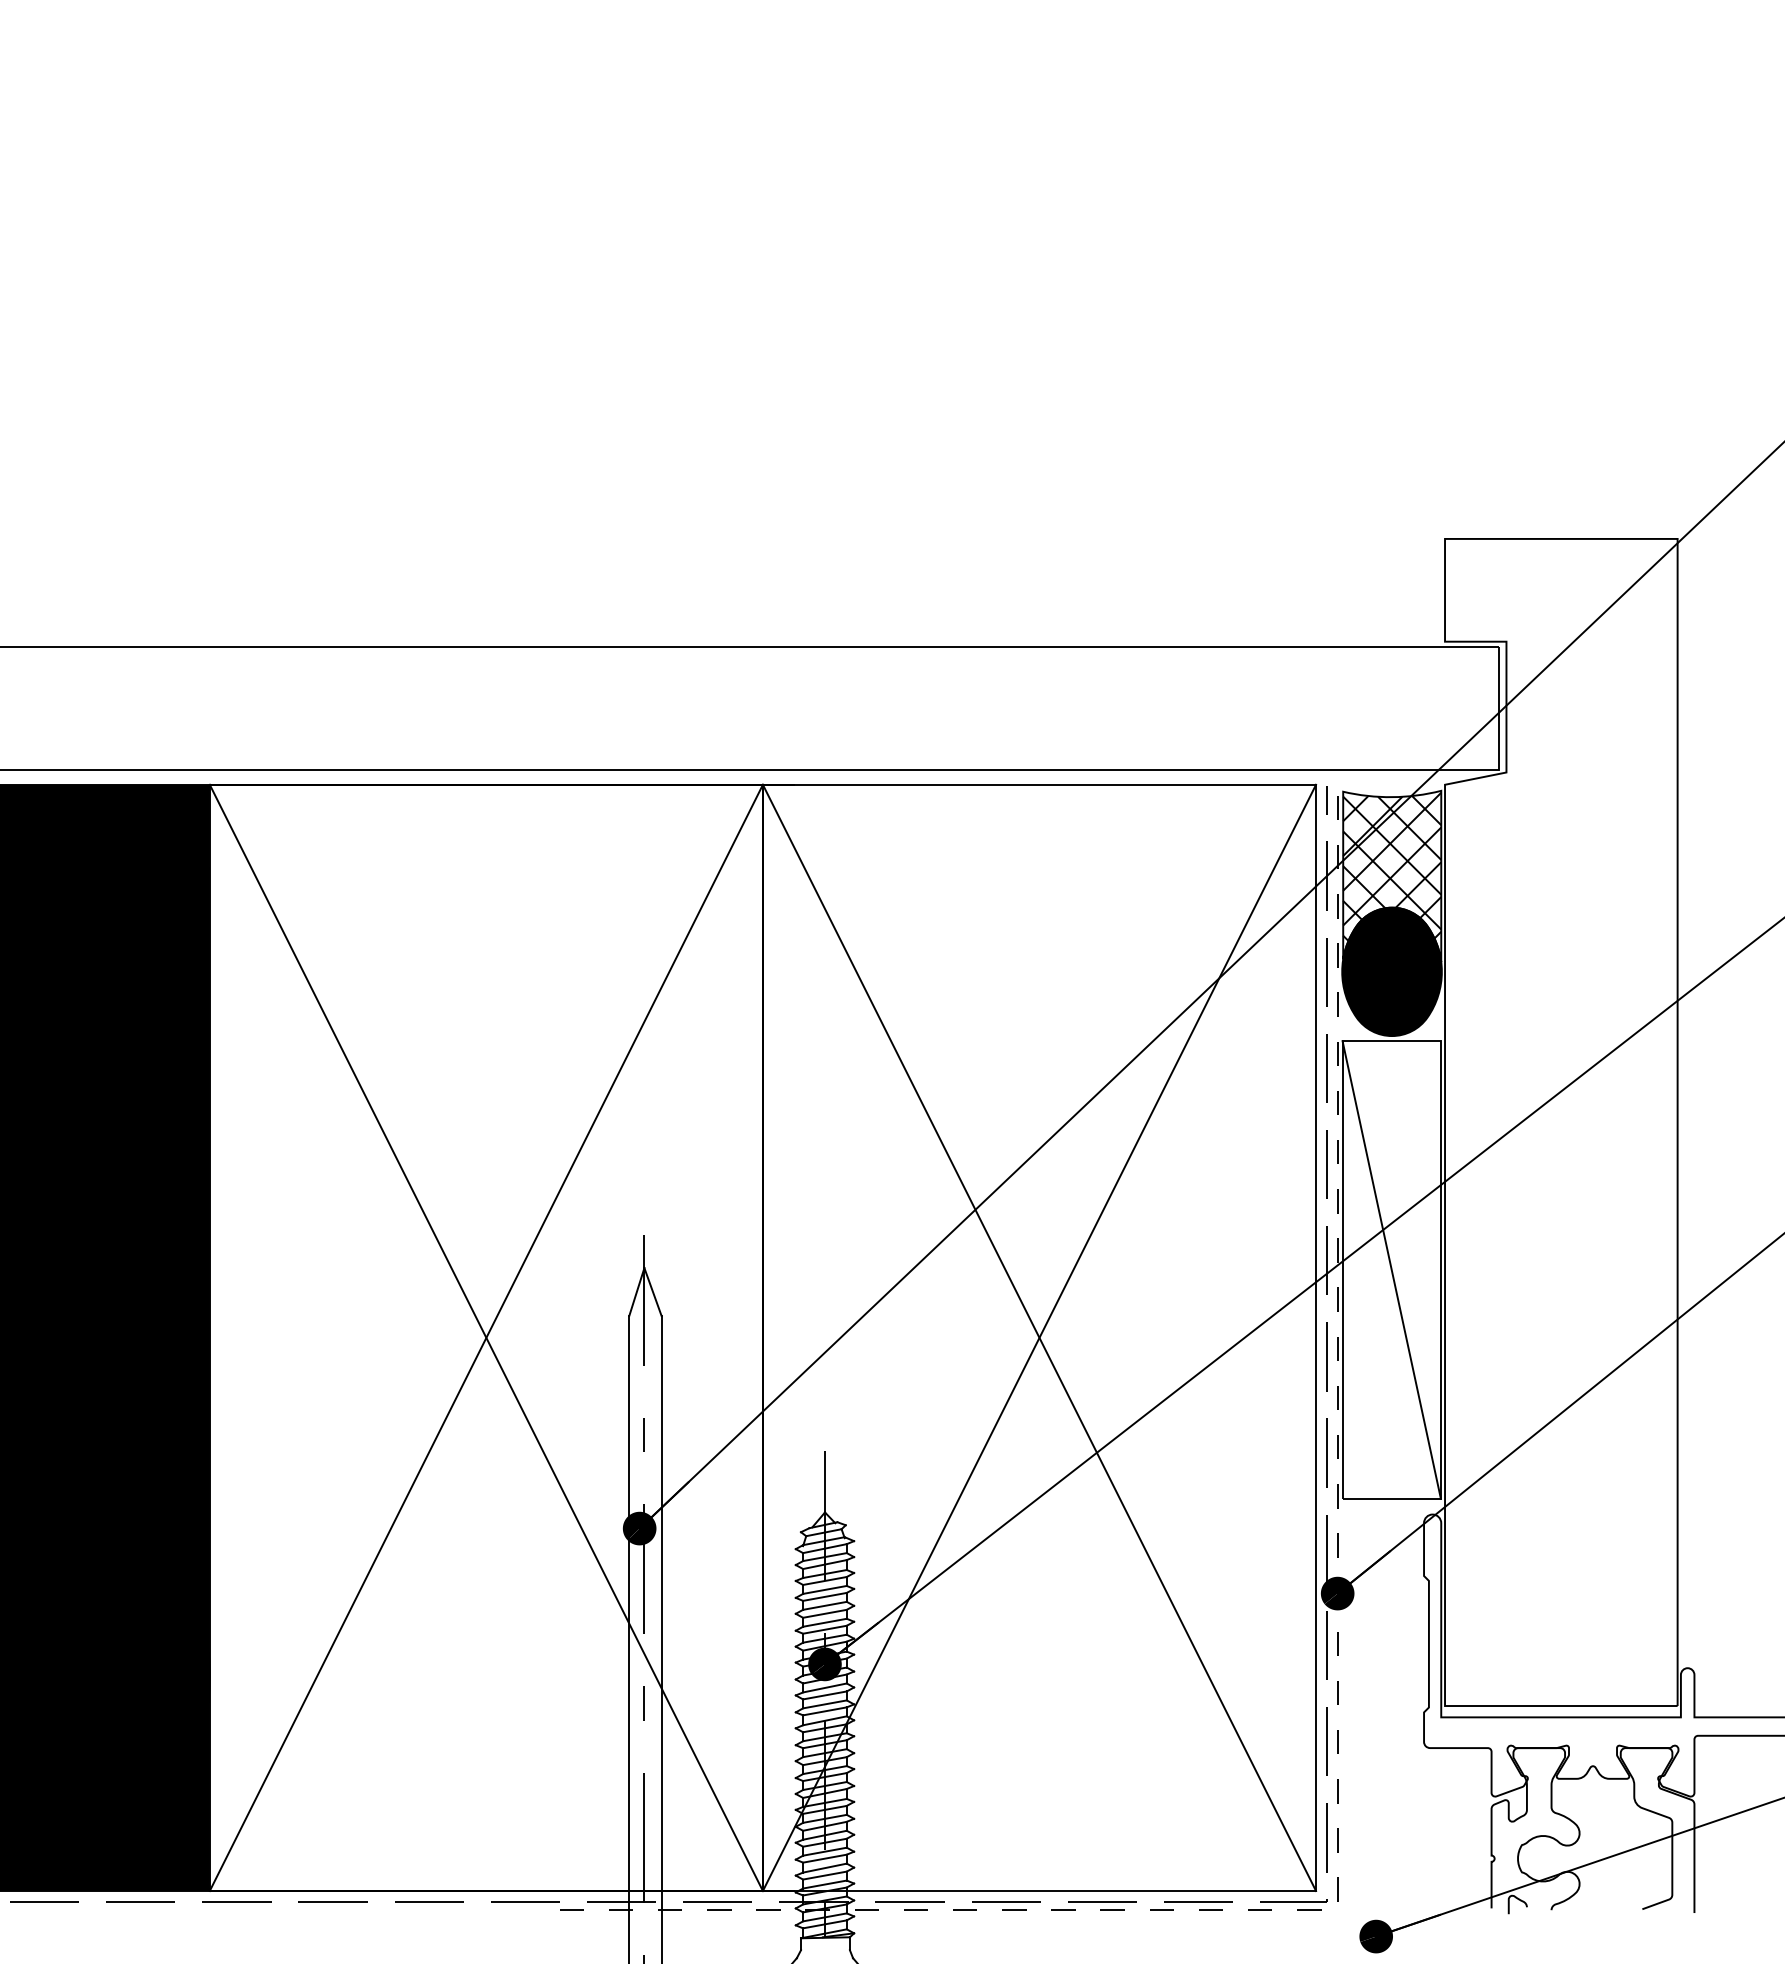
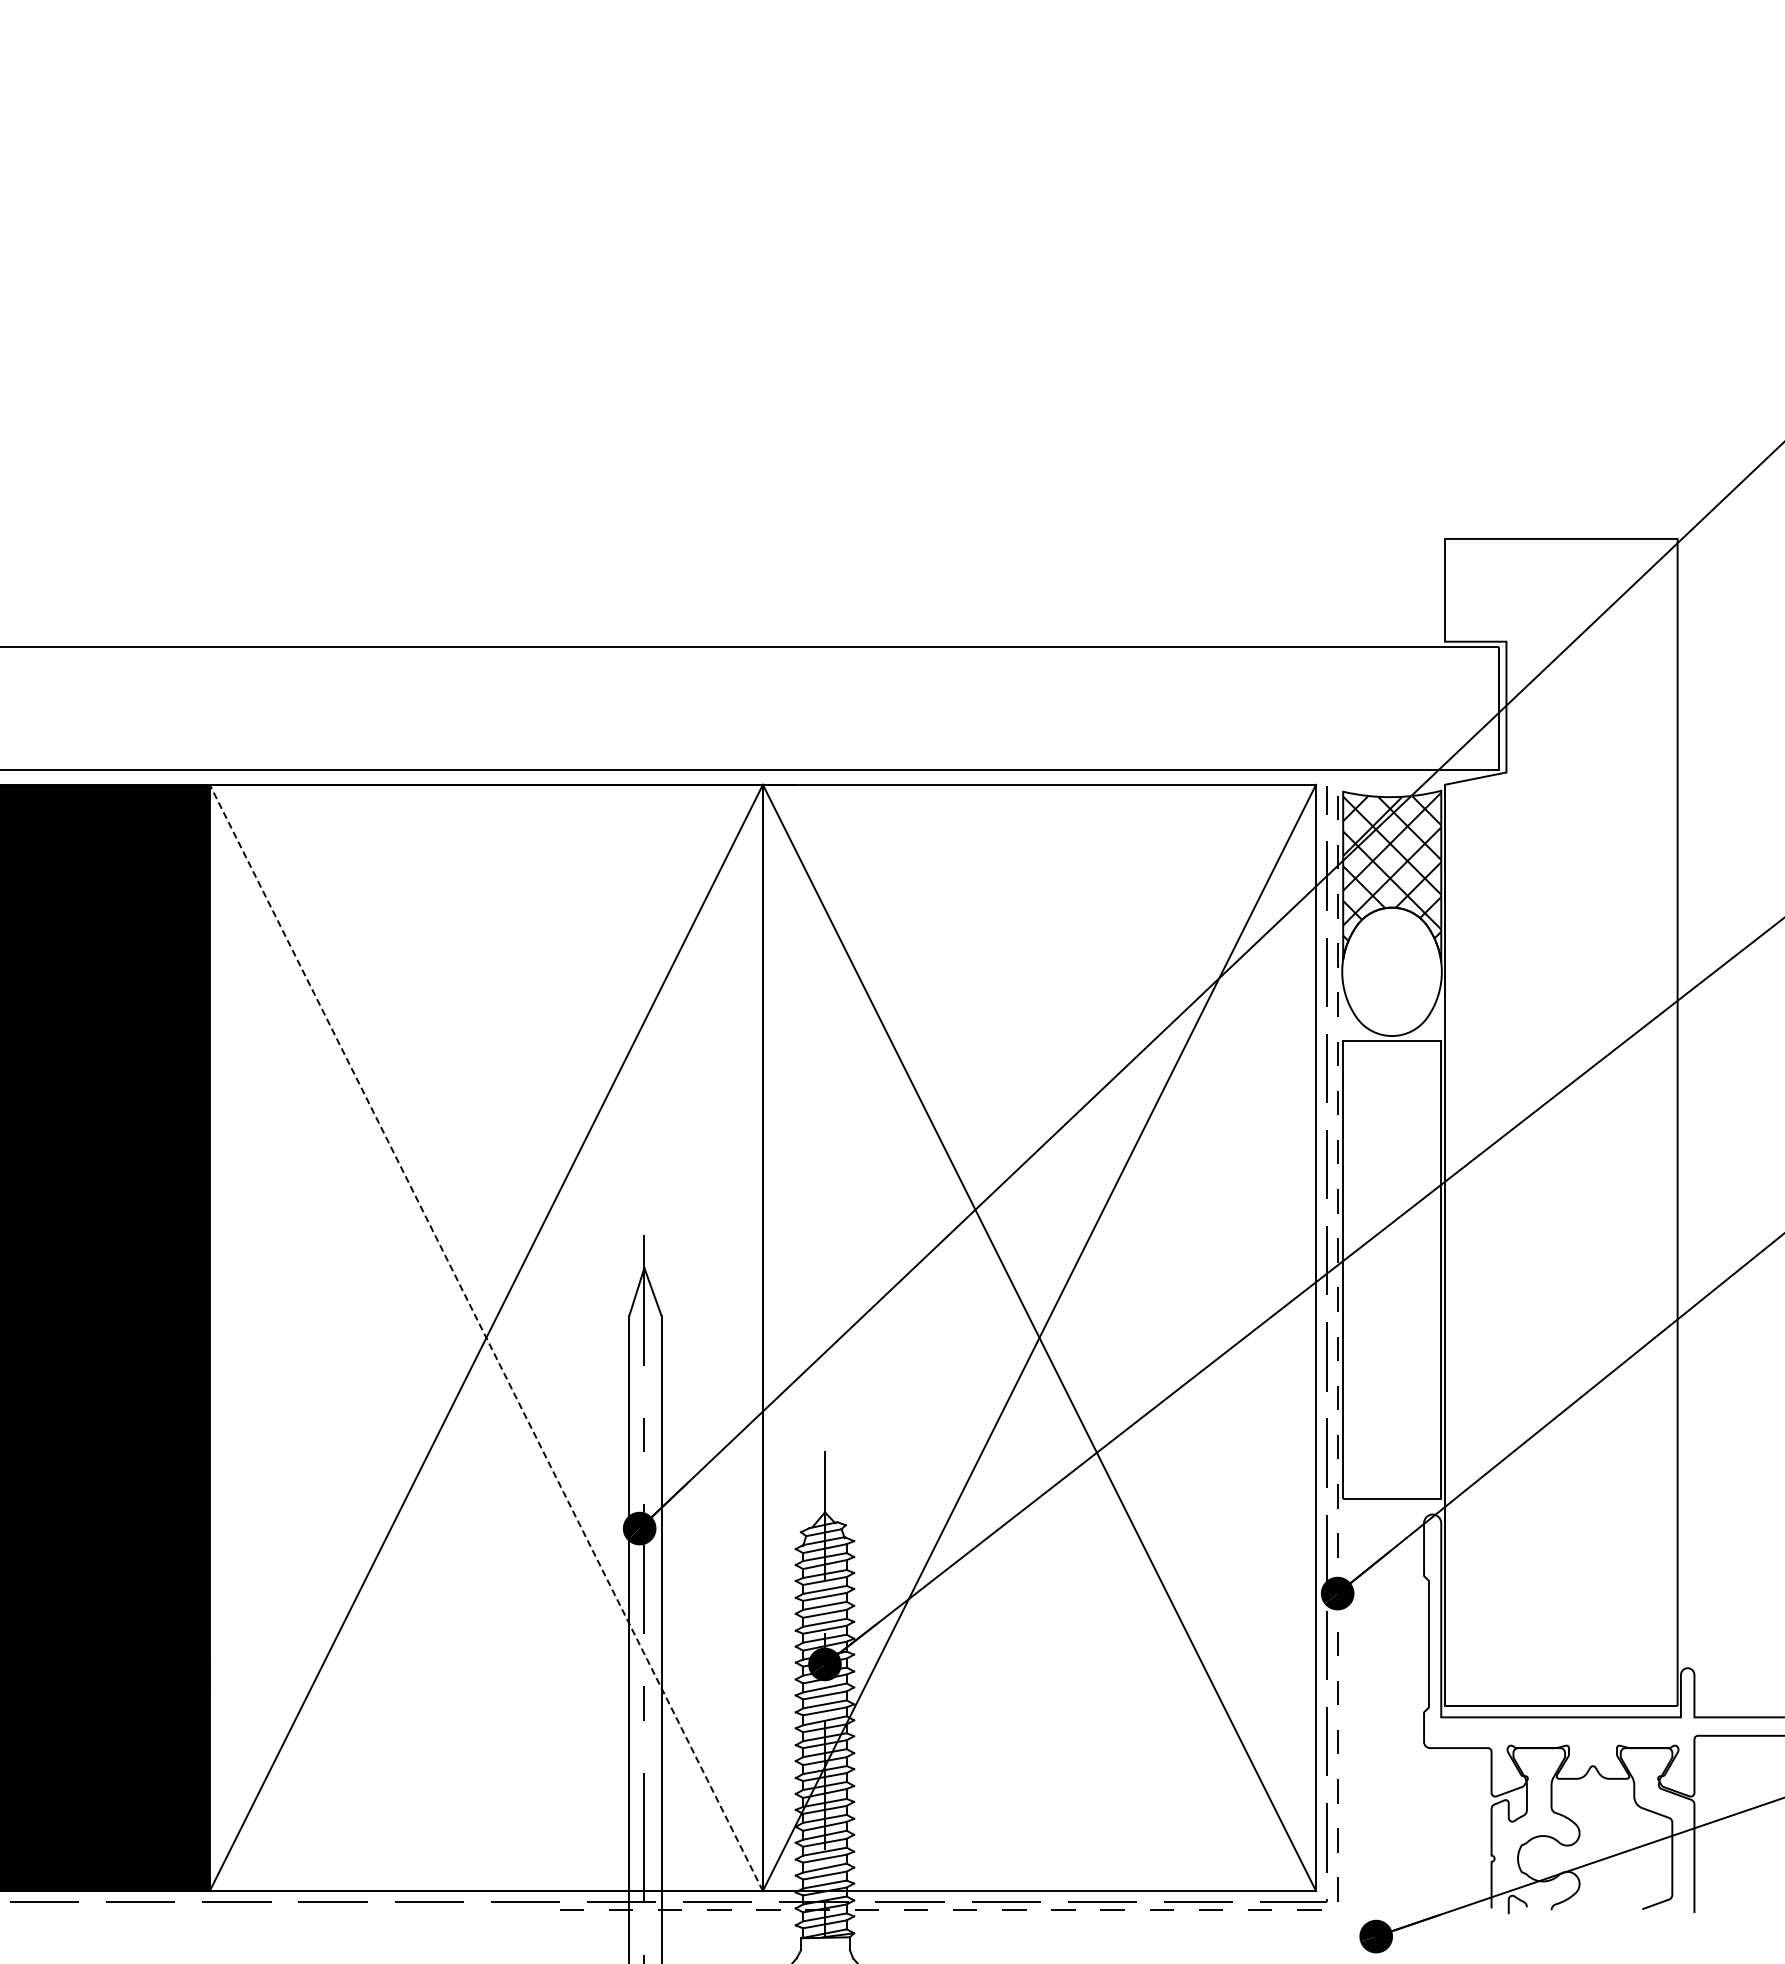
fill: present -> none (1391, 971)
line: present -> none (1391, 1269)
line: solid -> dashed (486, 1337)
